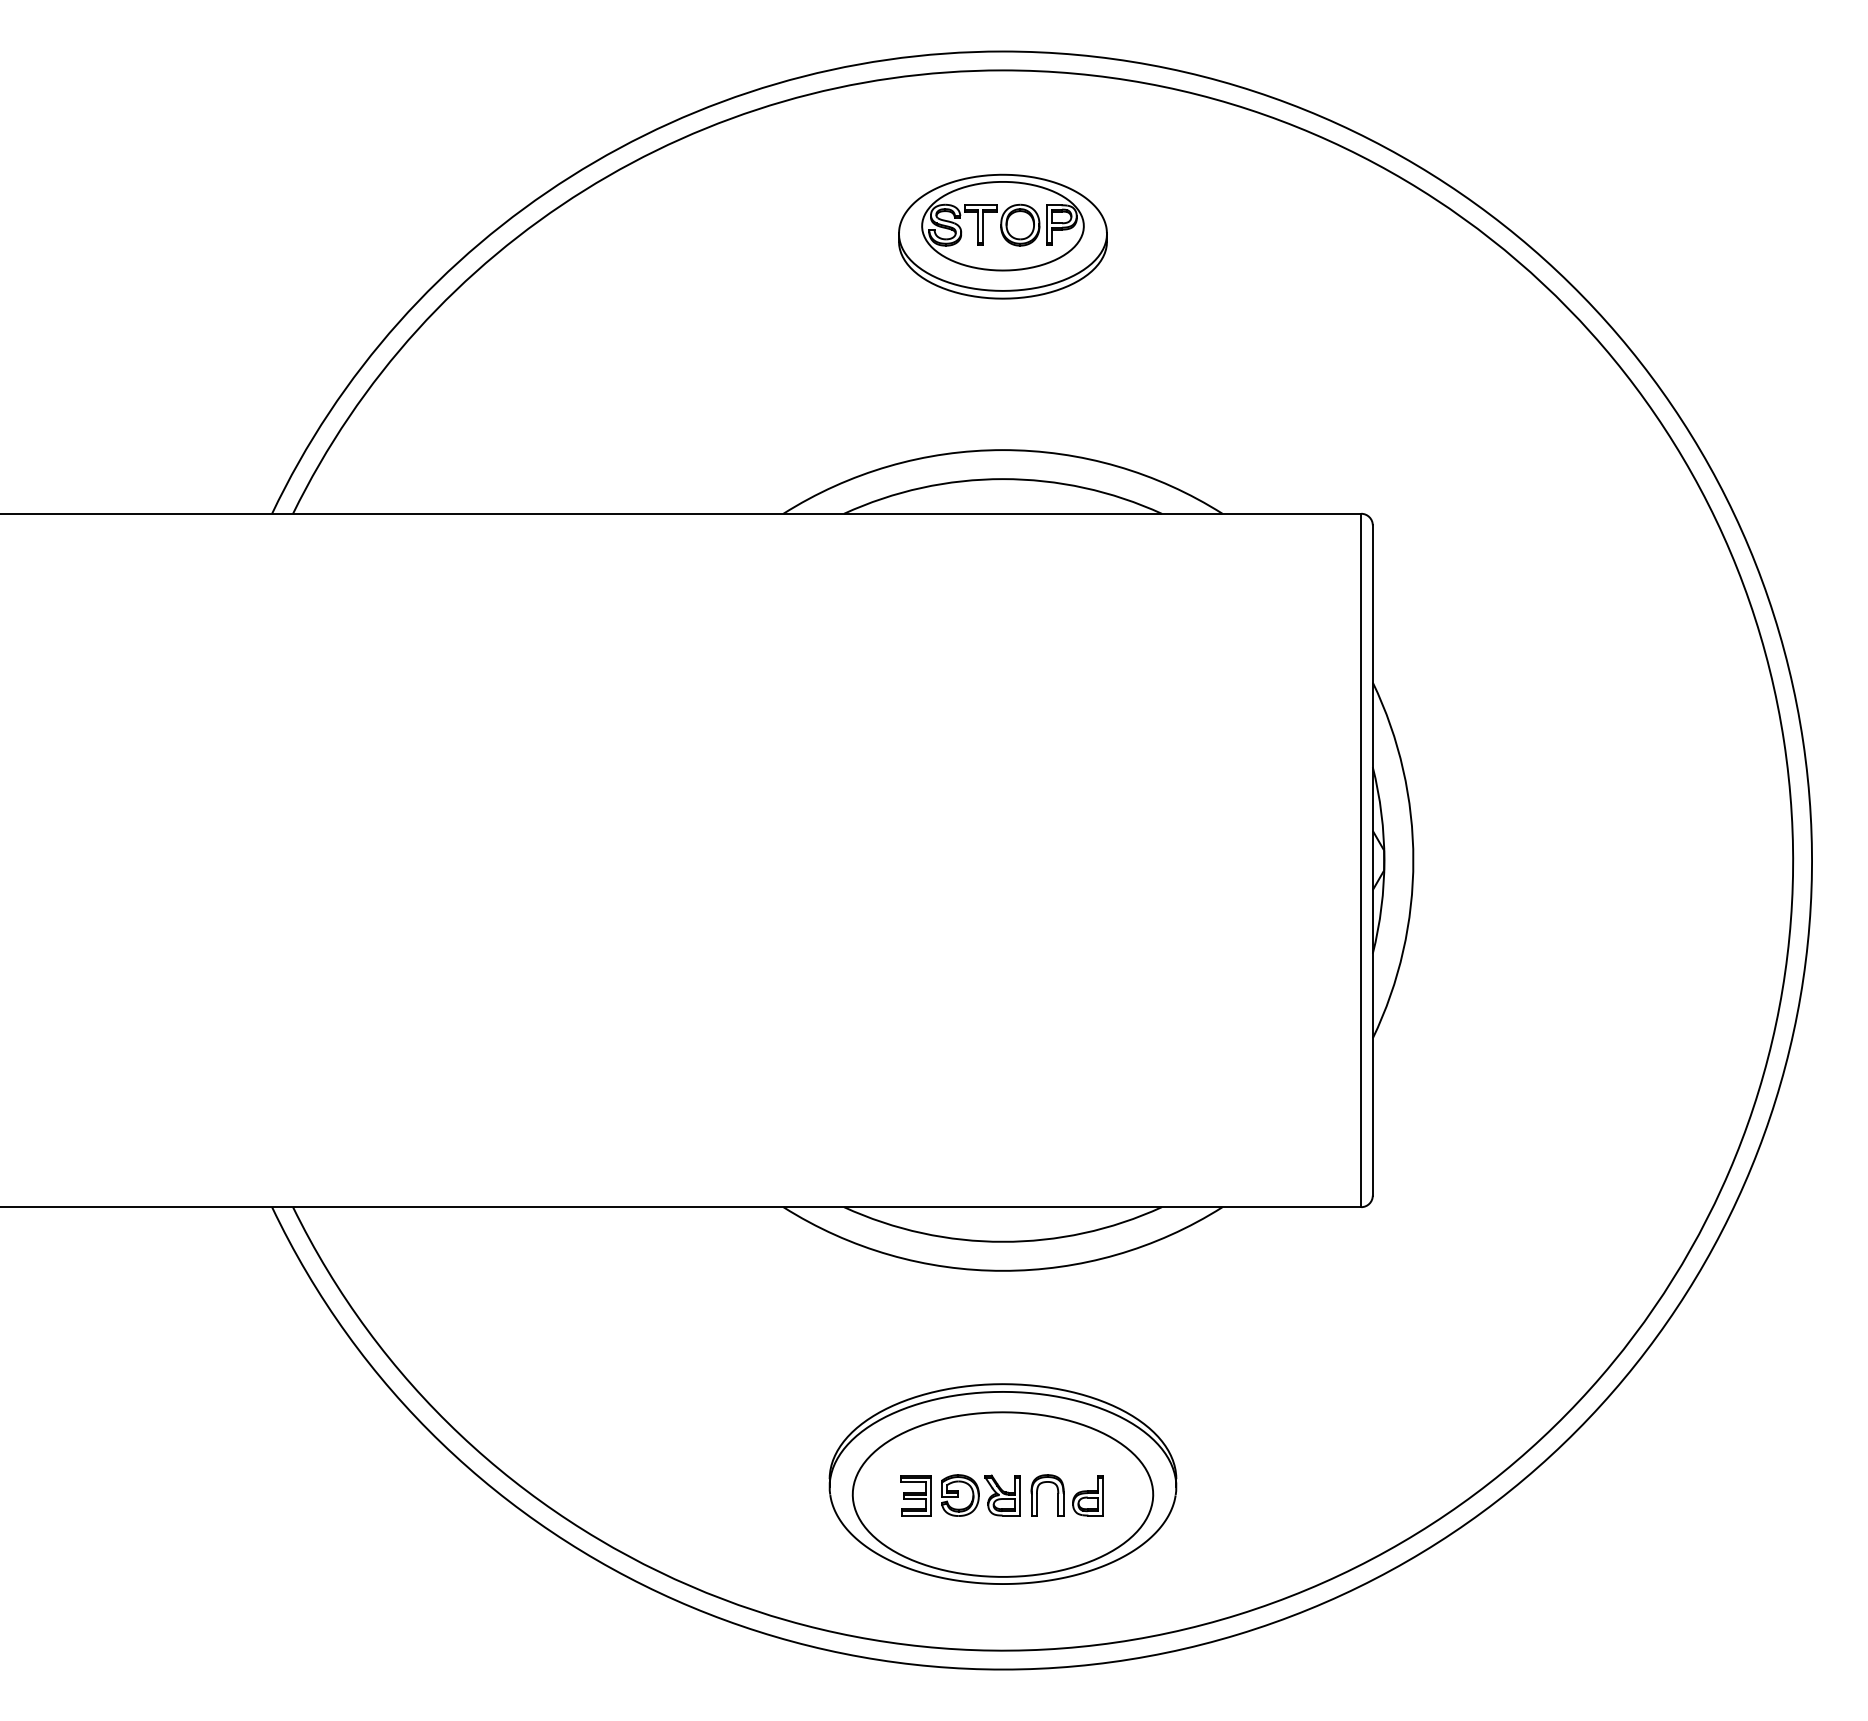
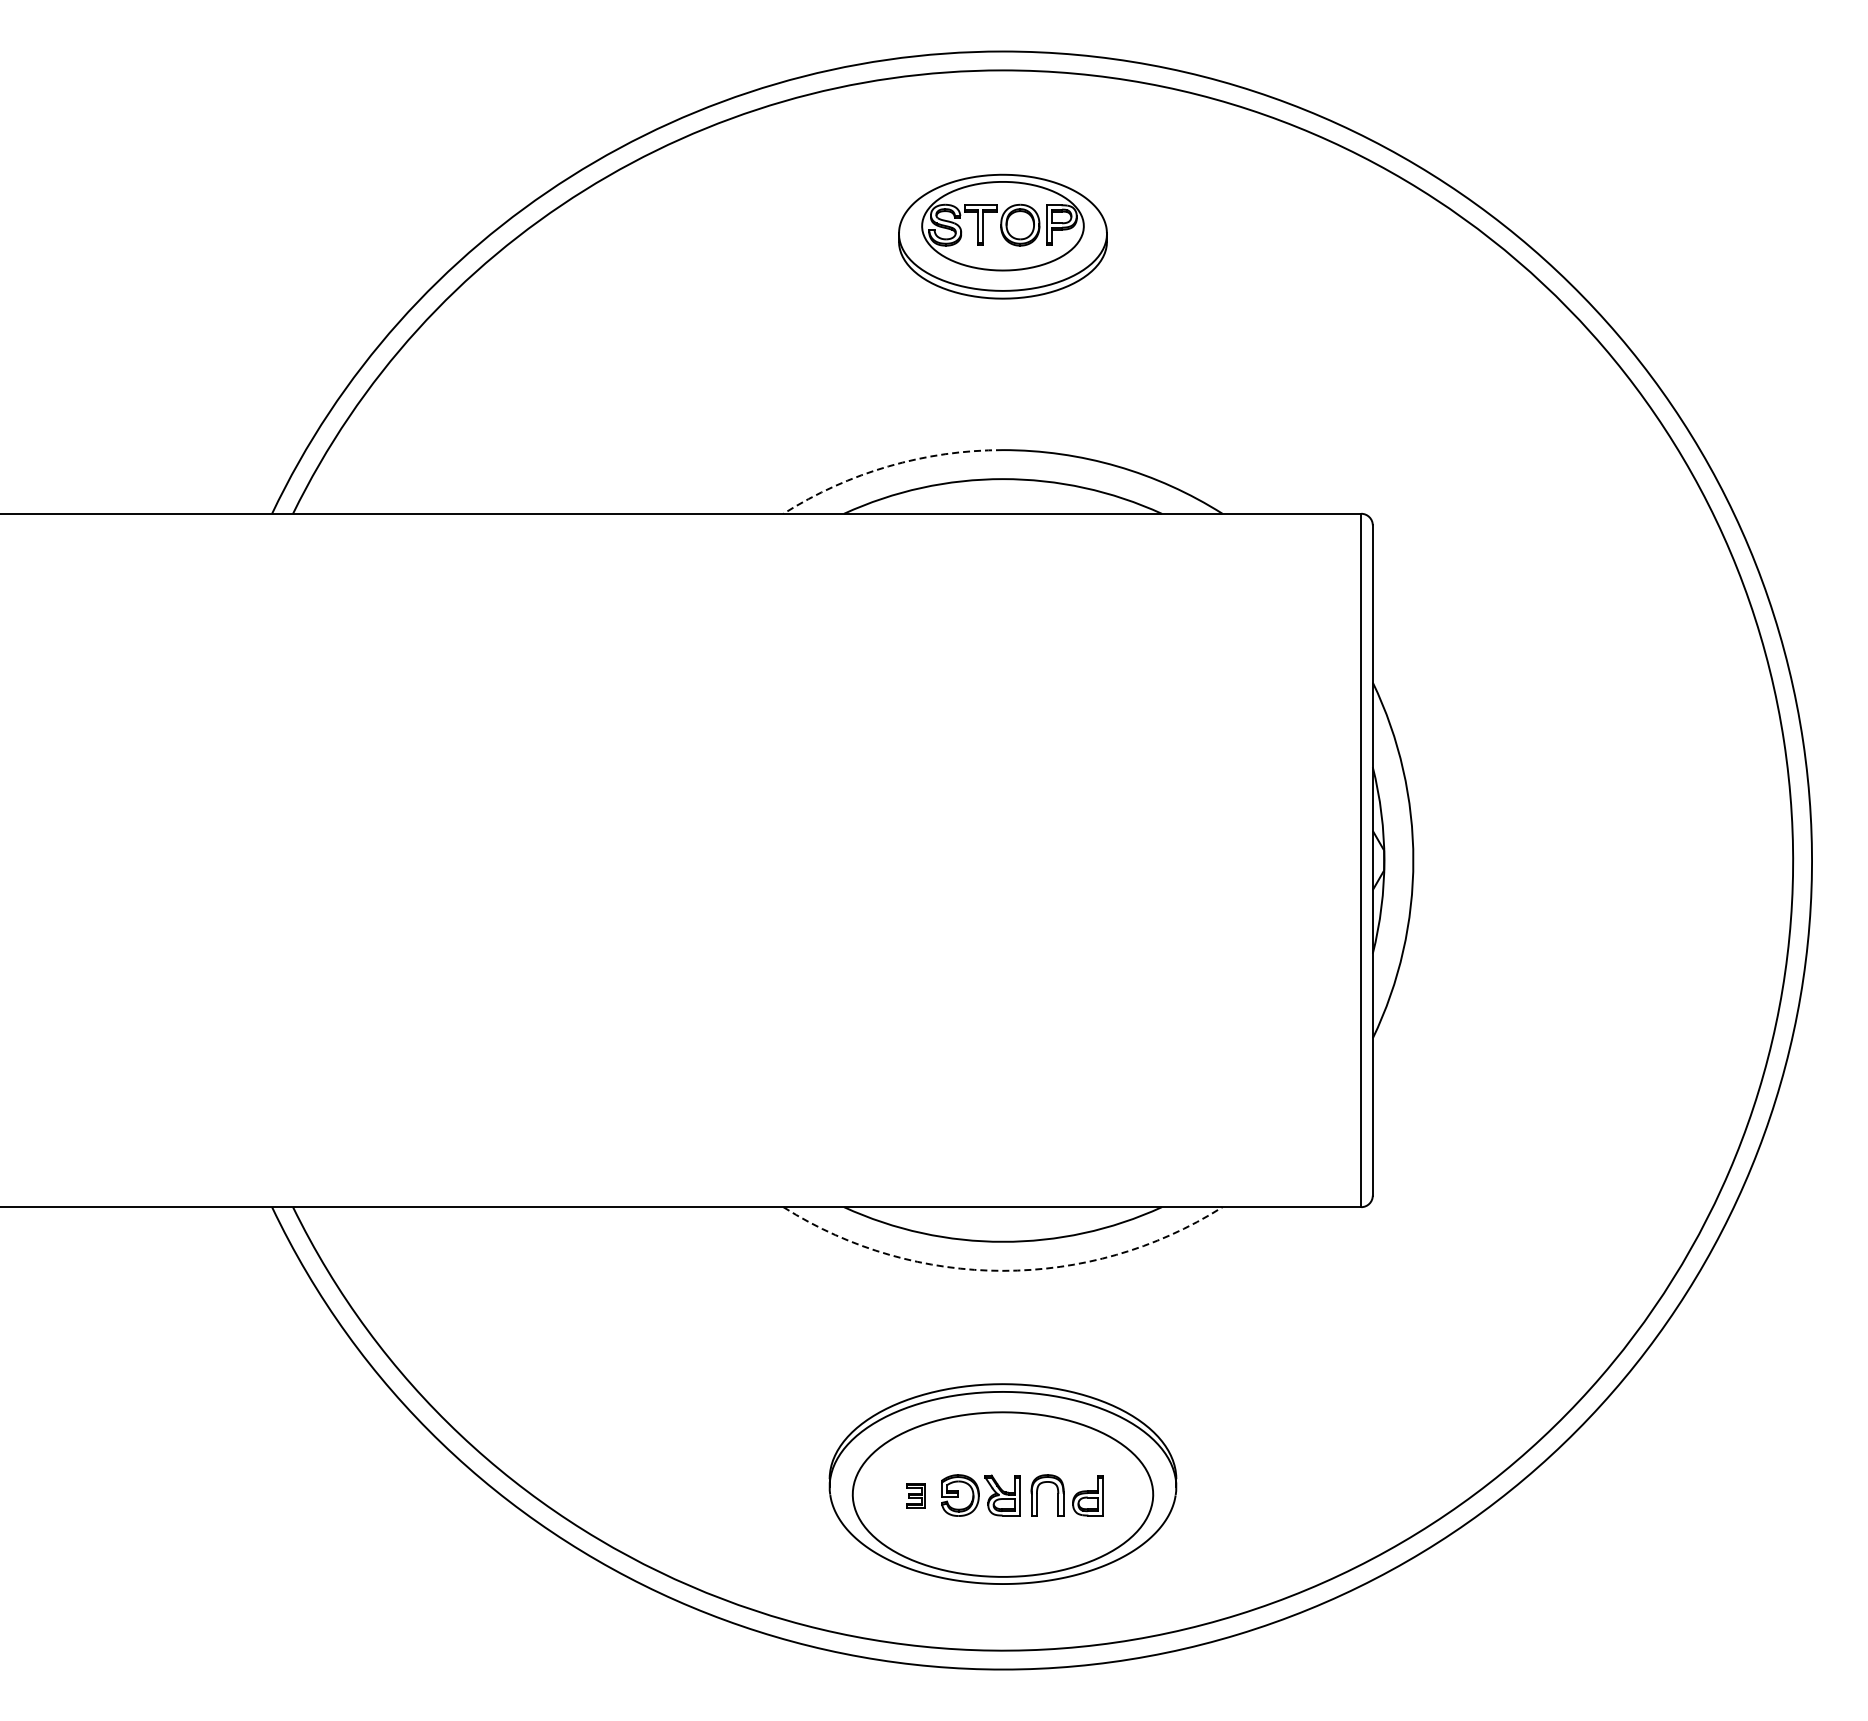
arc: solid -> dashed (888, 466)
arc: solid -> dashed (1003, 1270)
part size: 32x42 px -> 20x26 px (915, 1495)
